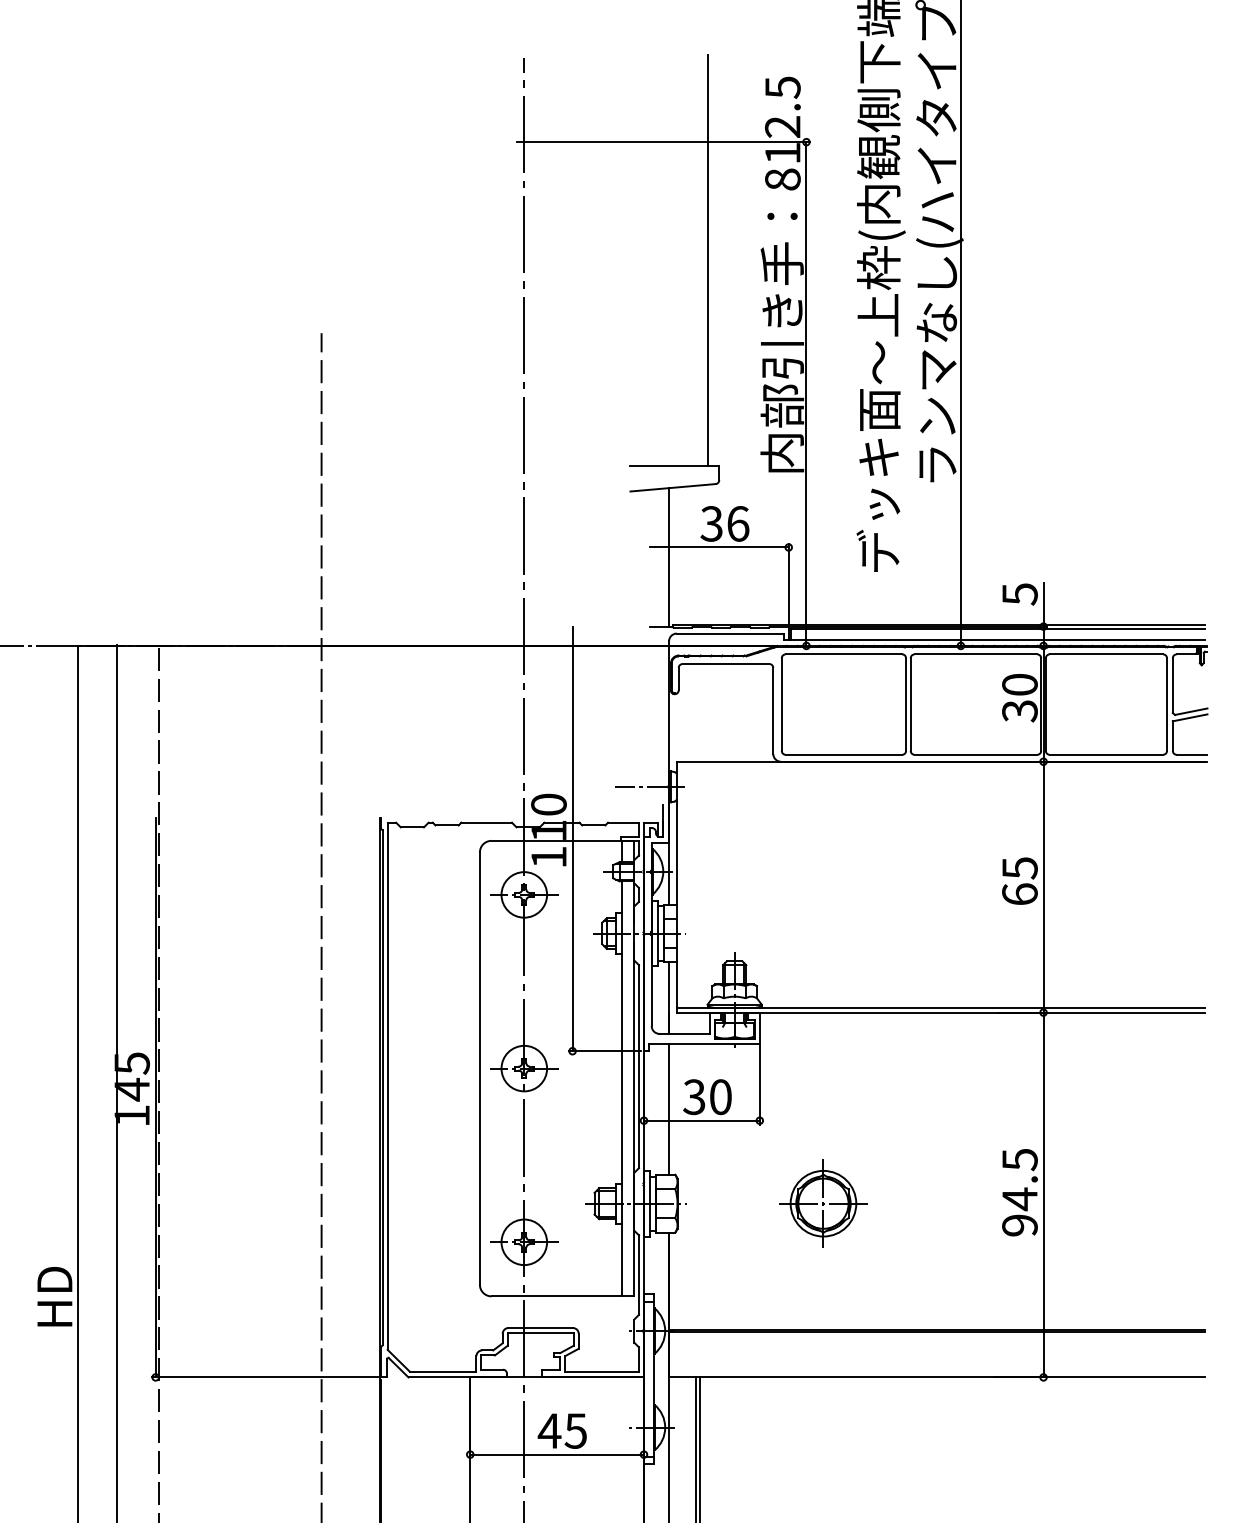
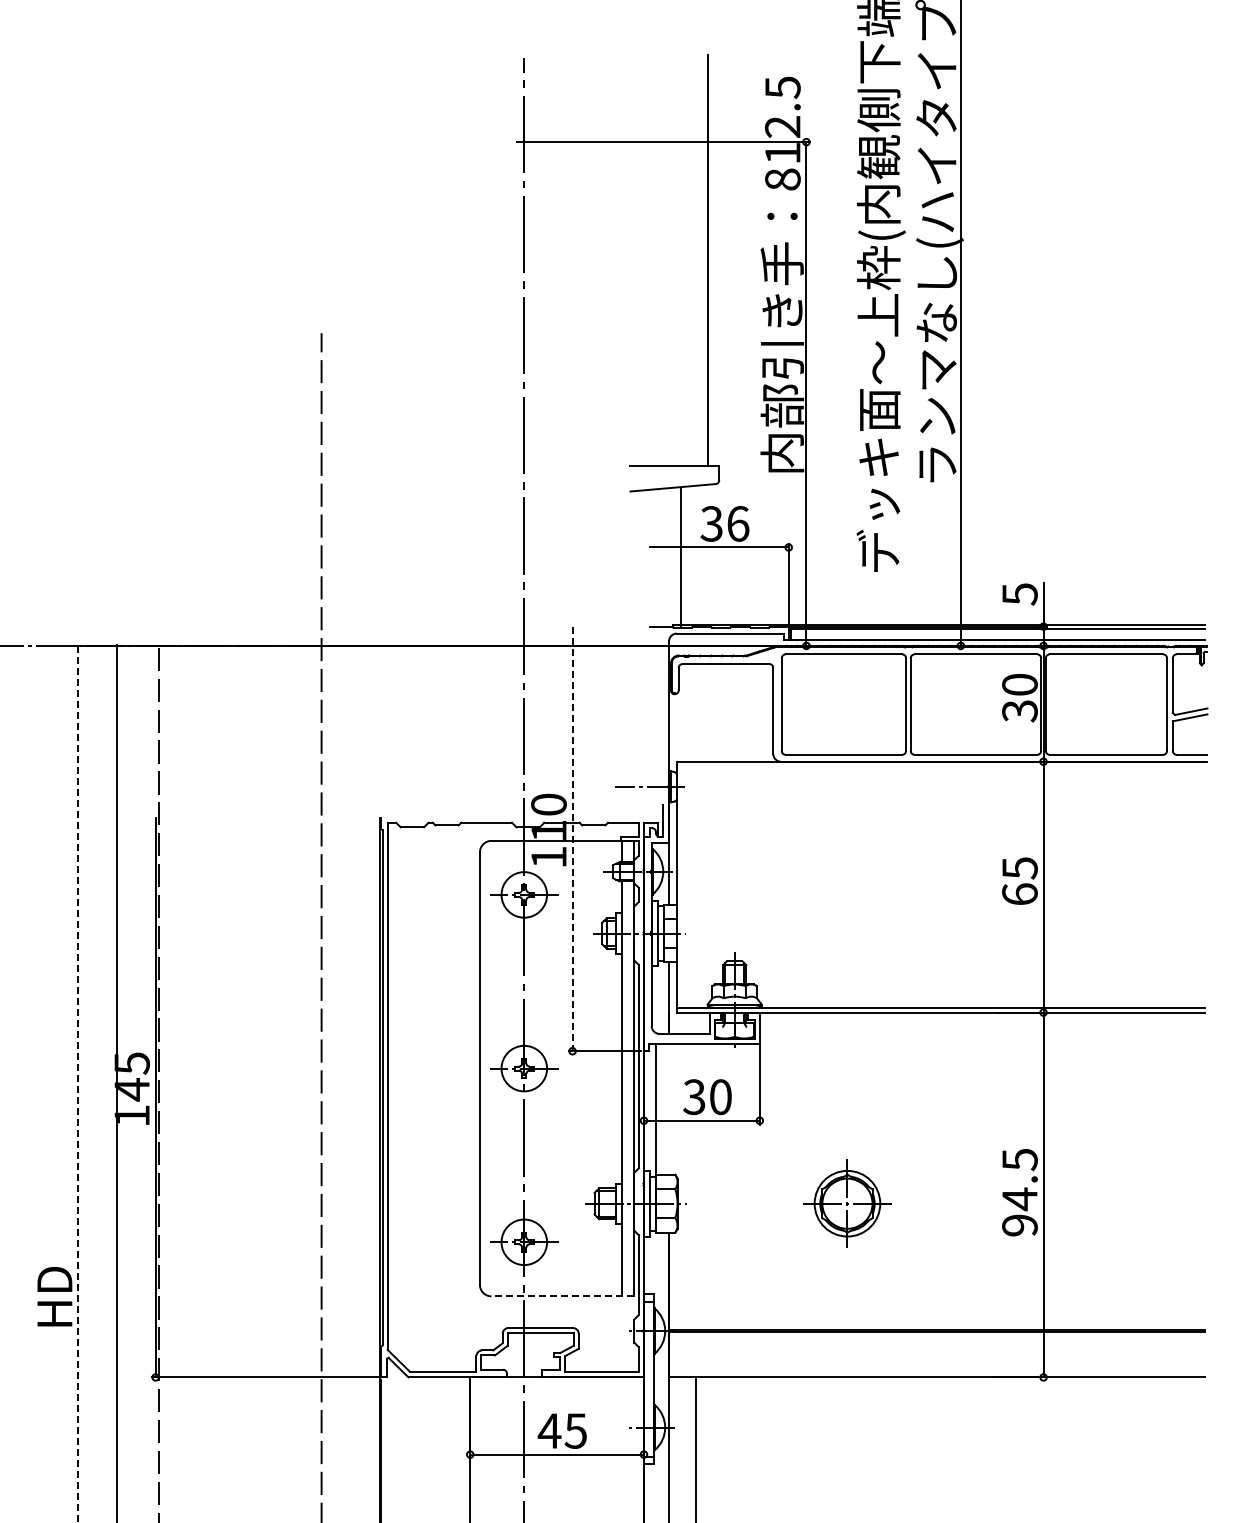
line position: (669, 557) -> (681, 557) (681, 557)
line: solid -> dashed (572, 839)
line: solid -> dashed (78, 1084)
line position: (669, 1108) -> (656, 1108) (656, 1108)
part position: (823, 1203) -> (847, 1203) (847, 1203)
line: solid -> dashed (562, 1296)
line: present -> none (699, 1448)
